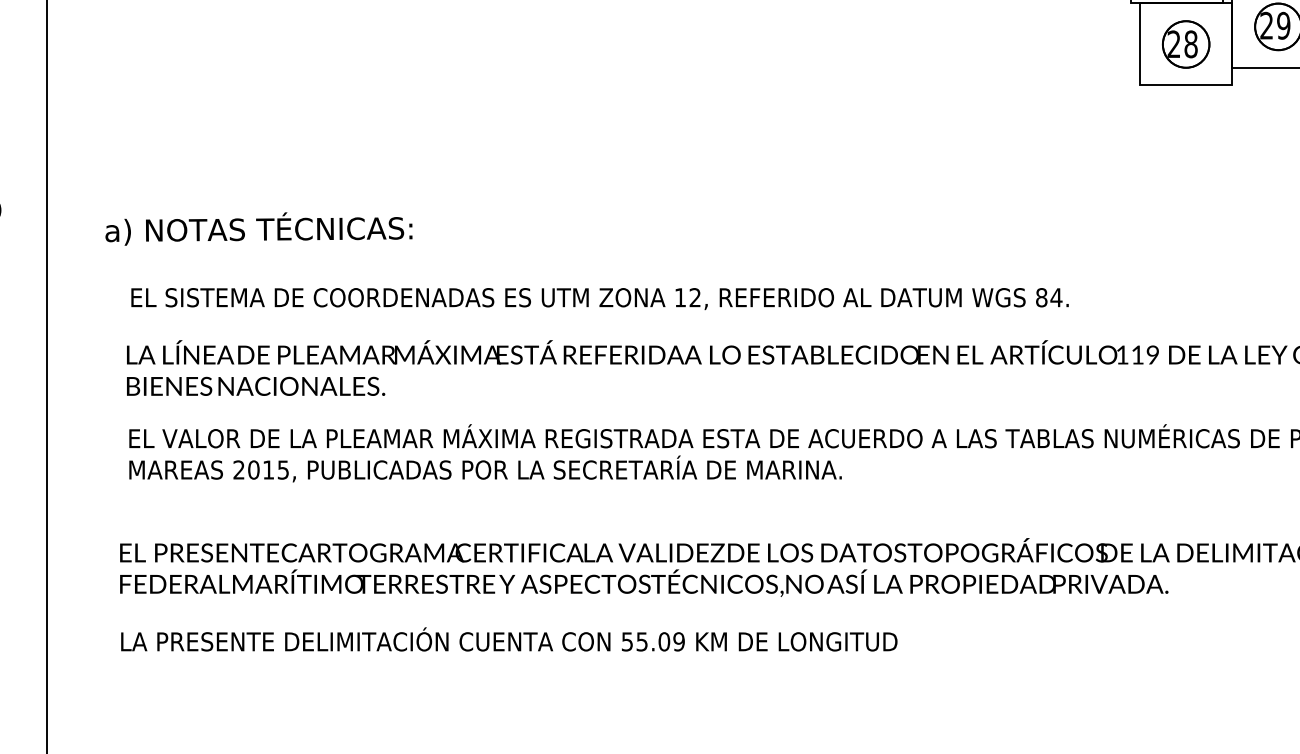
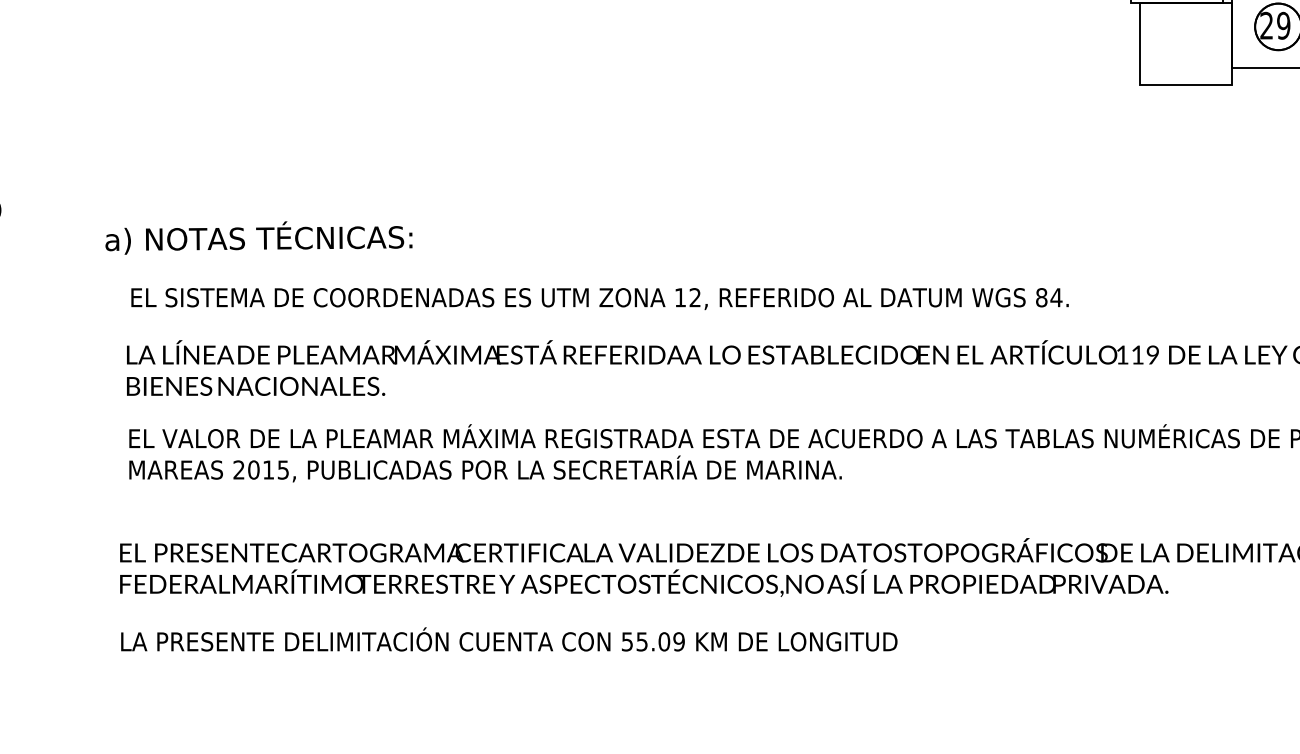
part: present -> none (1185, 44)
text position: (258, 228) -> (258, 237) (258, 237)
line: present -> none (46, 376)
